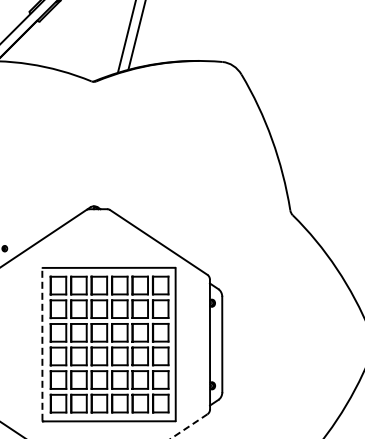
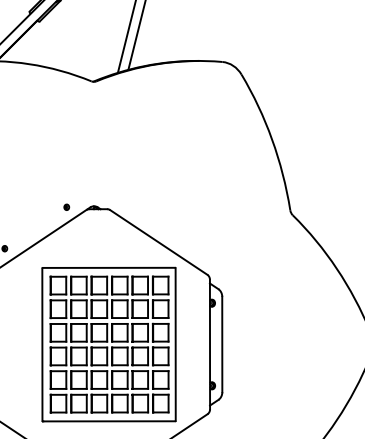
part: none -> present (66, 206)
line: dashed -> solid (42, 344)
line: dashed -> solid (189, 426)
